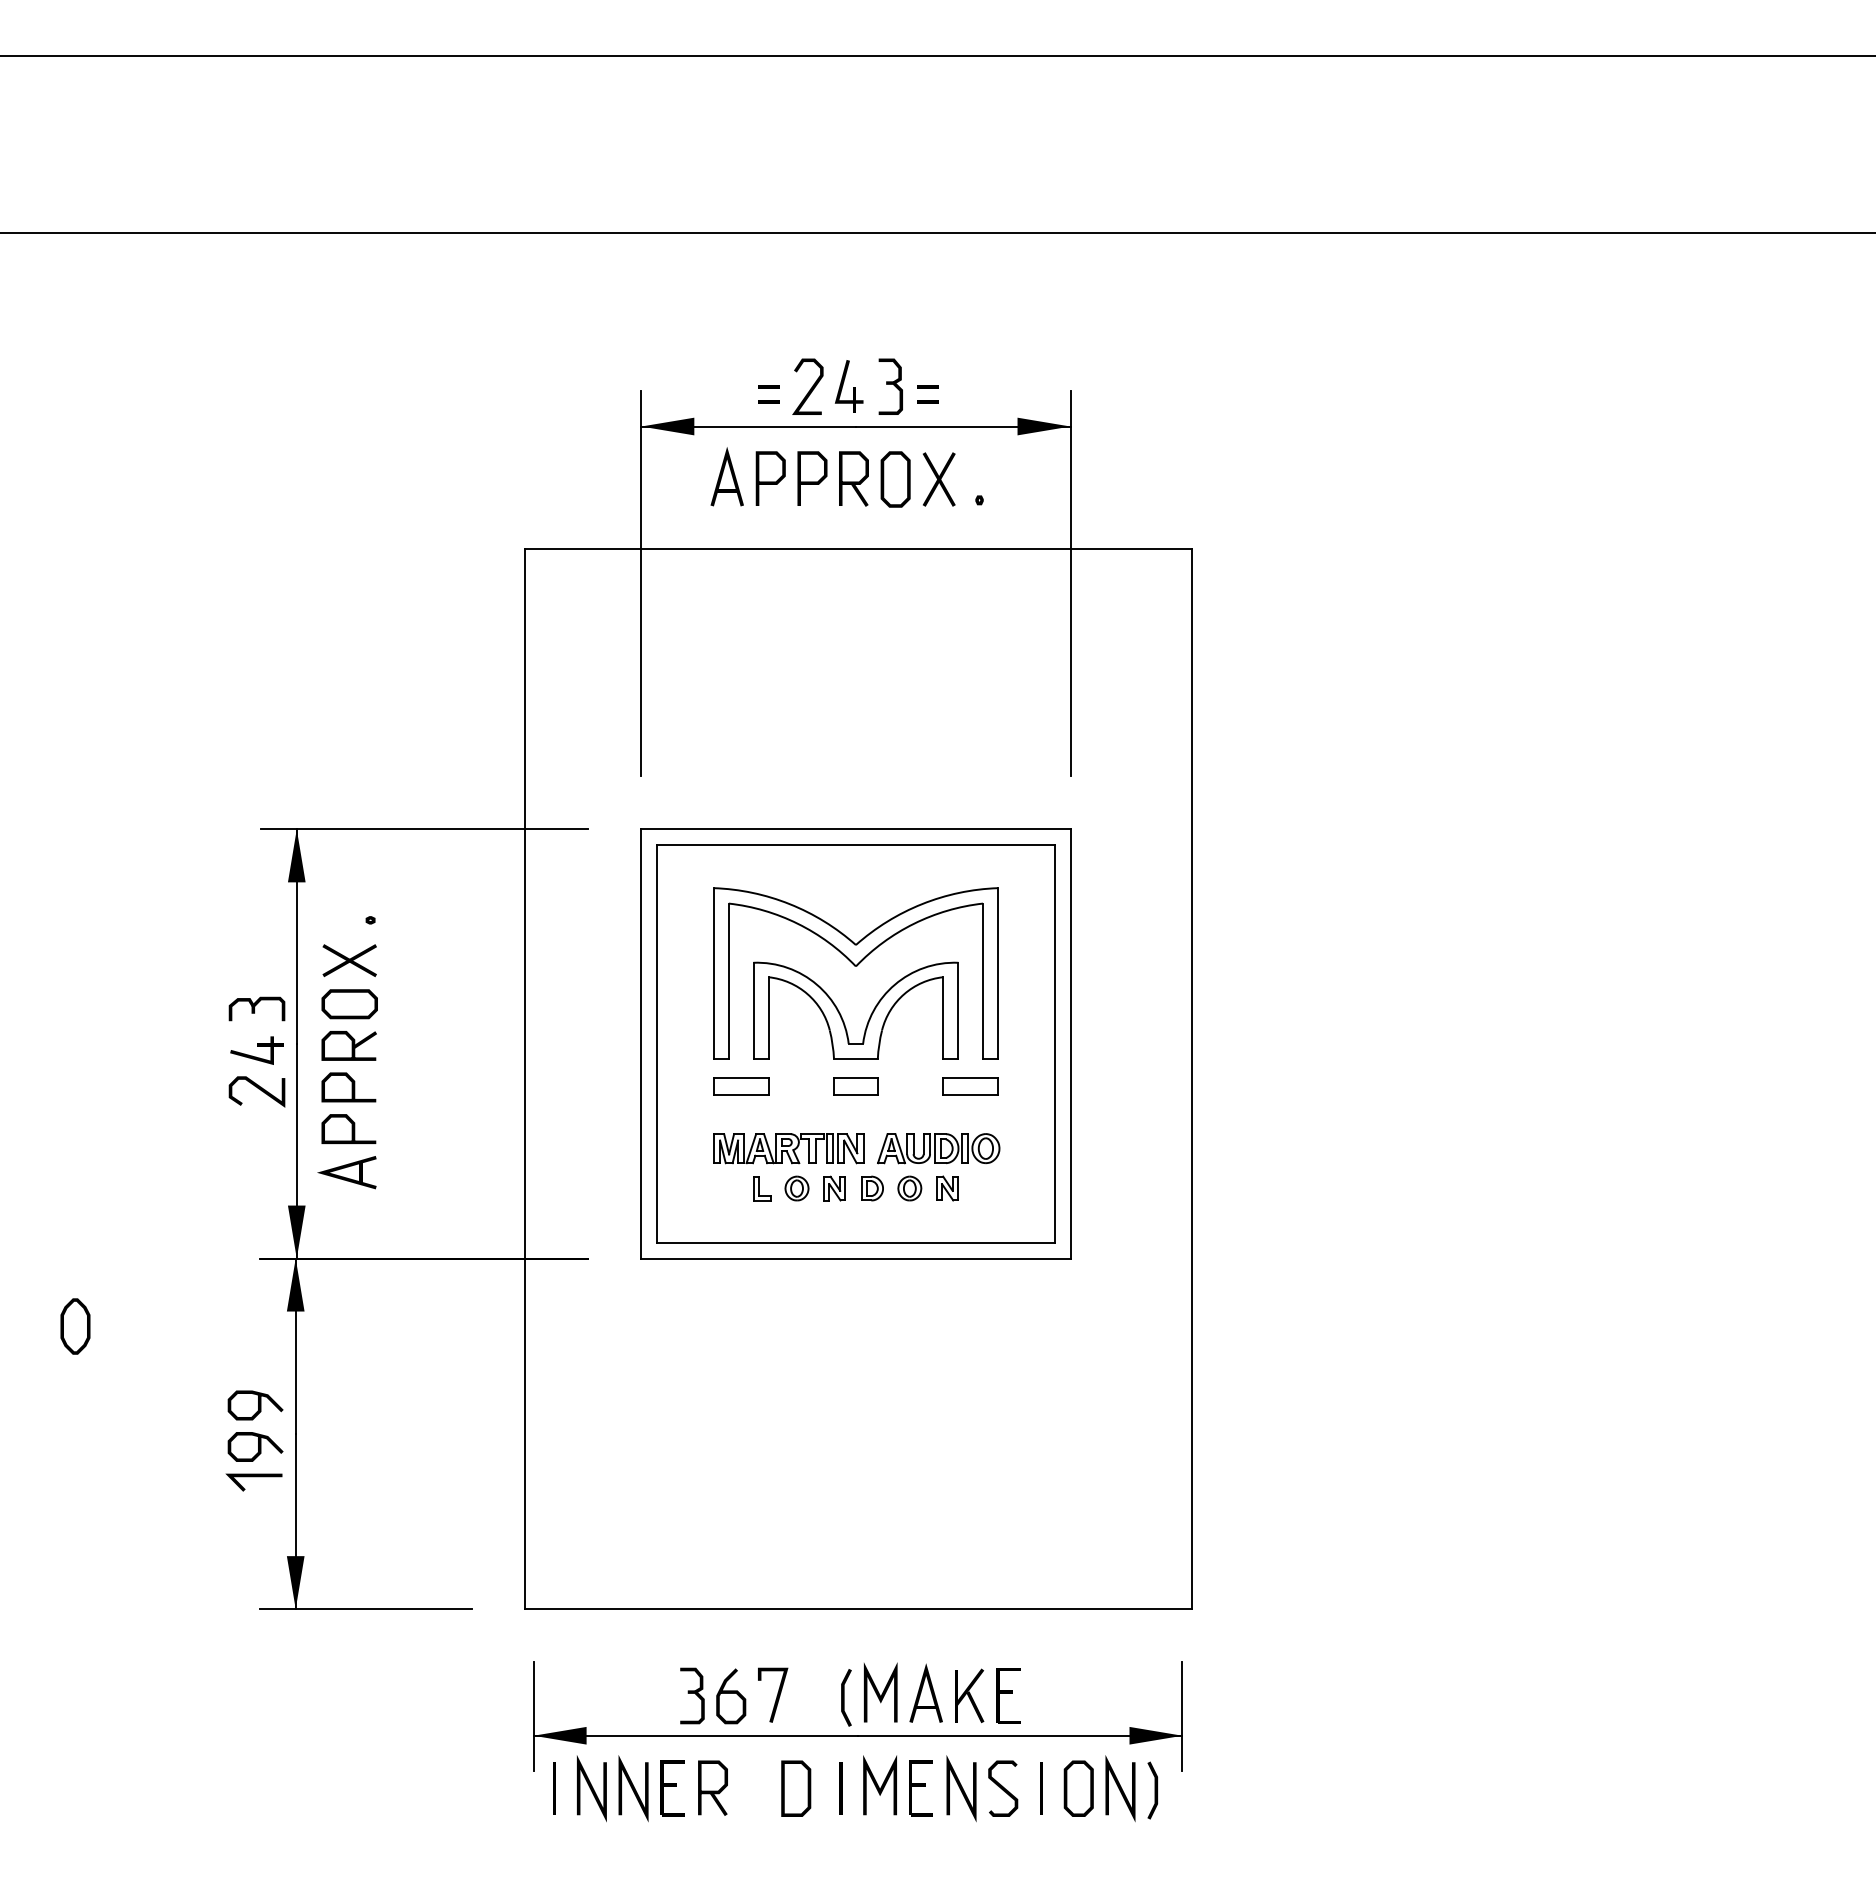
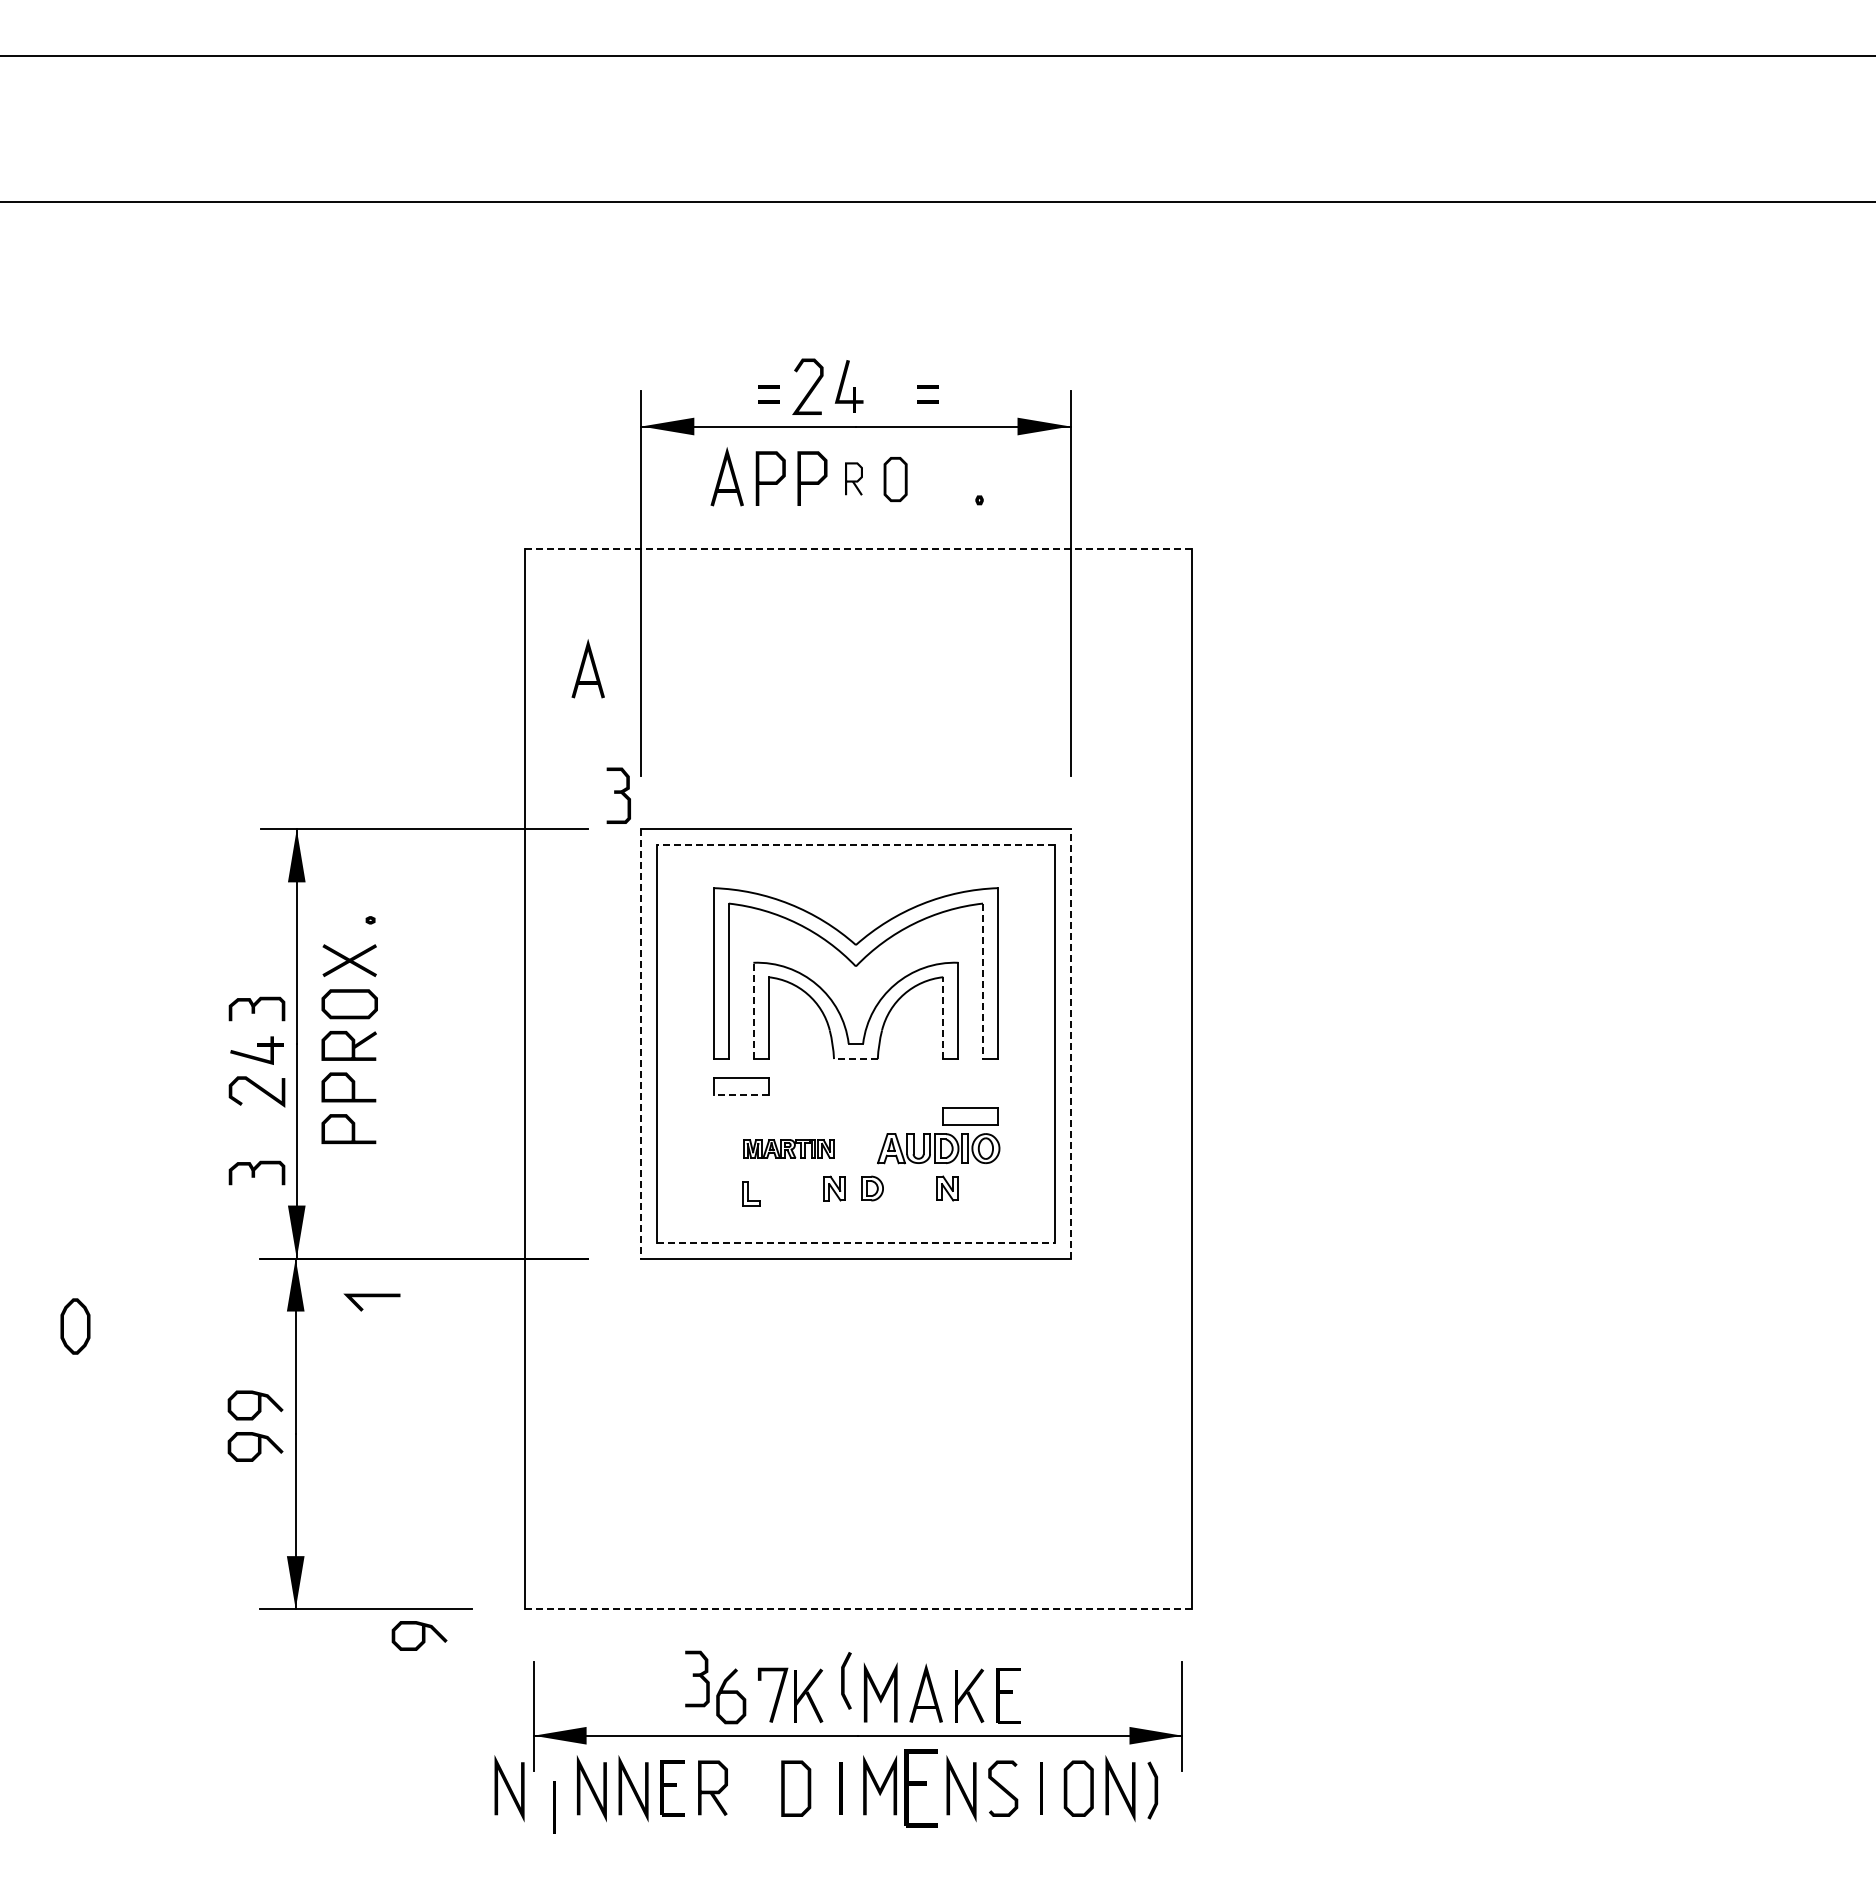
line position: (937, 232) -> (937, 201) (937, 201)
part position: (890, 386) -> (618, 795) (618, 795)
part size: 30x56 px -> 18x34 px (853, 478)
part size: 31x57 px -> 25x46 px (895, 479)
part: present -> none (939, 479)
line: solid -> dashed (858, 549)
part: none -> present (587, 668)
line: solid -> dashed (855, 845)
line: solid -> dashed (983, 981)
line: solid -> dashed (753, 1010)
line: solid -> dashed (943, 1018)
line: solid -> dashed (641, 1043)
line: solid -> dashed (1070, 1043)
line: solid -> dashed (855, 1058)
part: present -> none (855, 1086)
part position: (970, 1086) -> (970, 1116) (970, 1116)
line: solid -> dashed (740, 1095)
part size: 152x32 px -> 92x20 px (788, 1148)
part: none -> present (256, 1172)
part: present -> none (346, 1172)
part position: (762, 1188) -> (751, 1193) (751, 1193)
part: present -> none (796, 1188)
part: present -> none (909, 1188)
line: solid -> dashed (855, 1242)
line position: (253, 1477) -> (371, 1297) (371, 1297)
line: solid -> dashed (858, 1609)
curve: none -> present (422, 1635)
part position: (692, 1695) -> (697, 1678) (697, 1678)
part: none -> present (808, 1695)
line position: (844, 1697) -> (844, 1680) (844, 1680)
line: none -> present (509, 1788)
line position: (554, 1788) -> (554, 1807) (554, 1807)
part size: 24x57 px -> 34x79 px (920, 1788)
